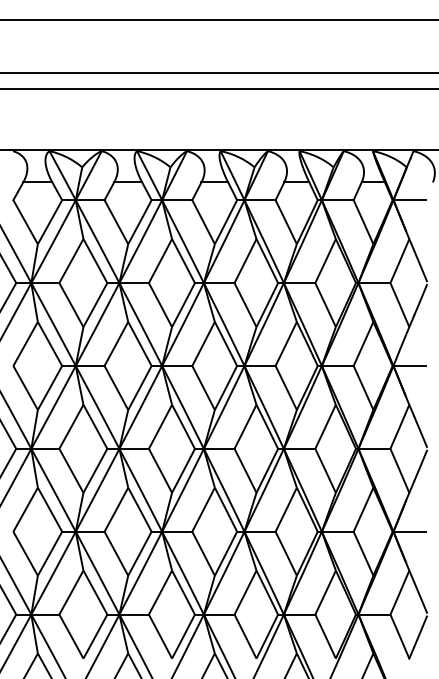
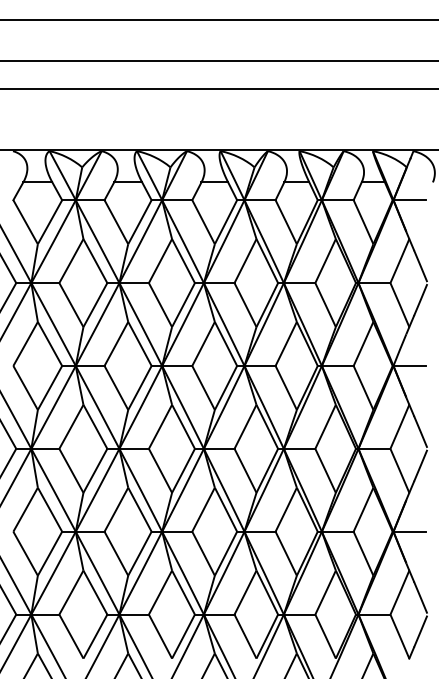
line position: (218, 72) -> (218, 60) (218, 60)
